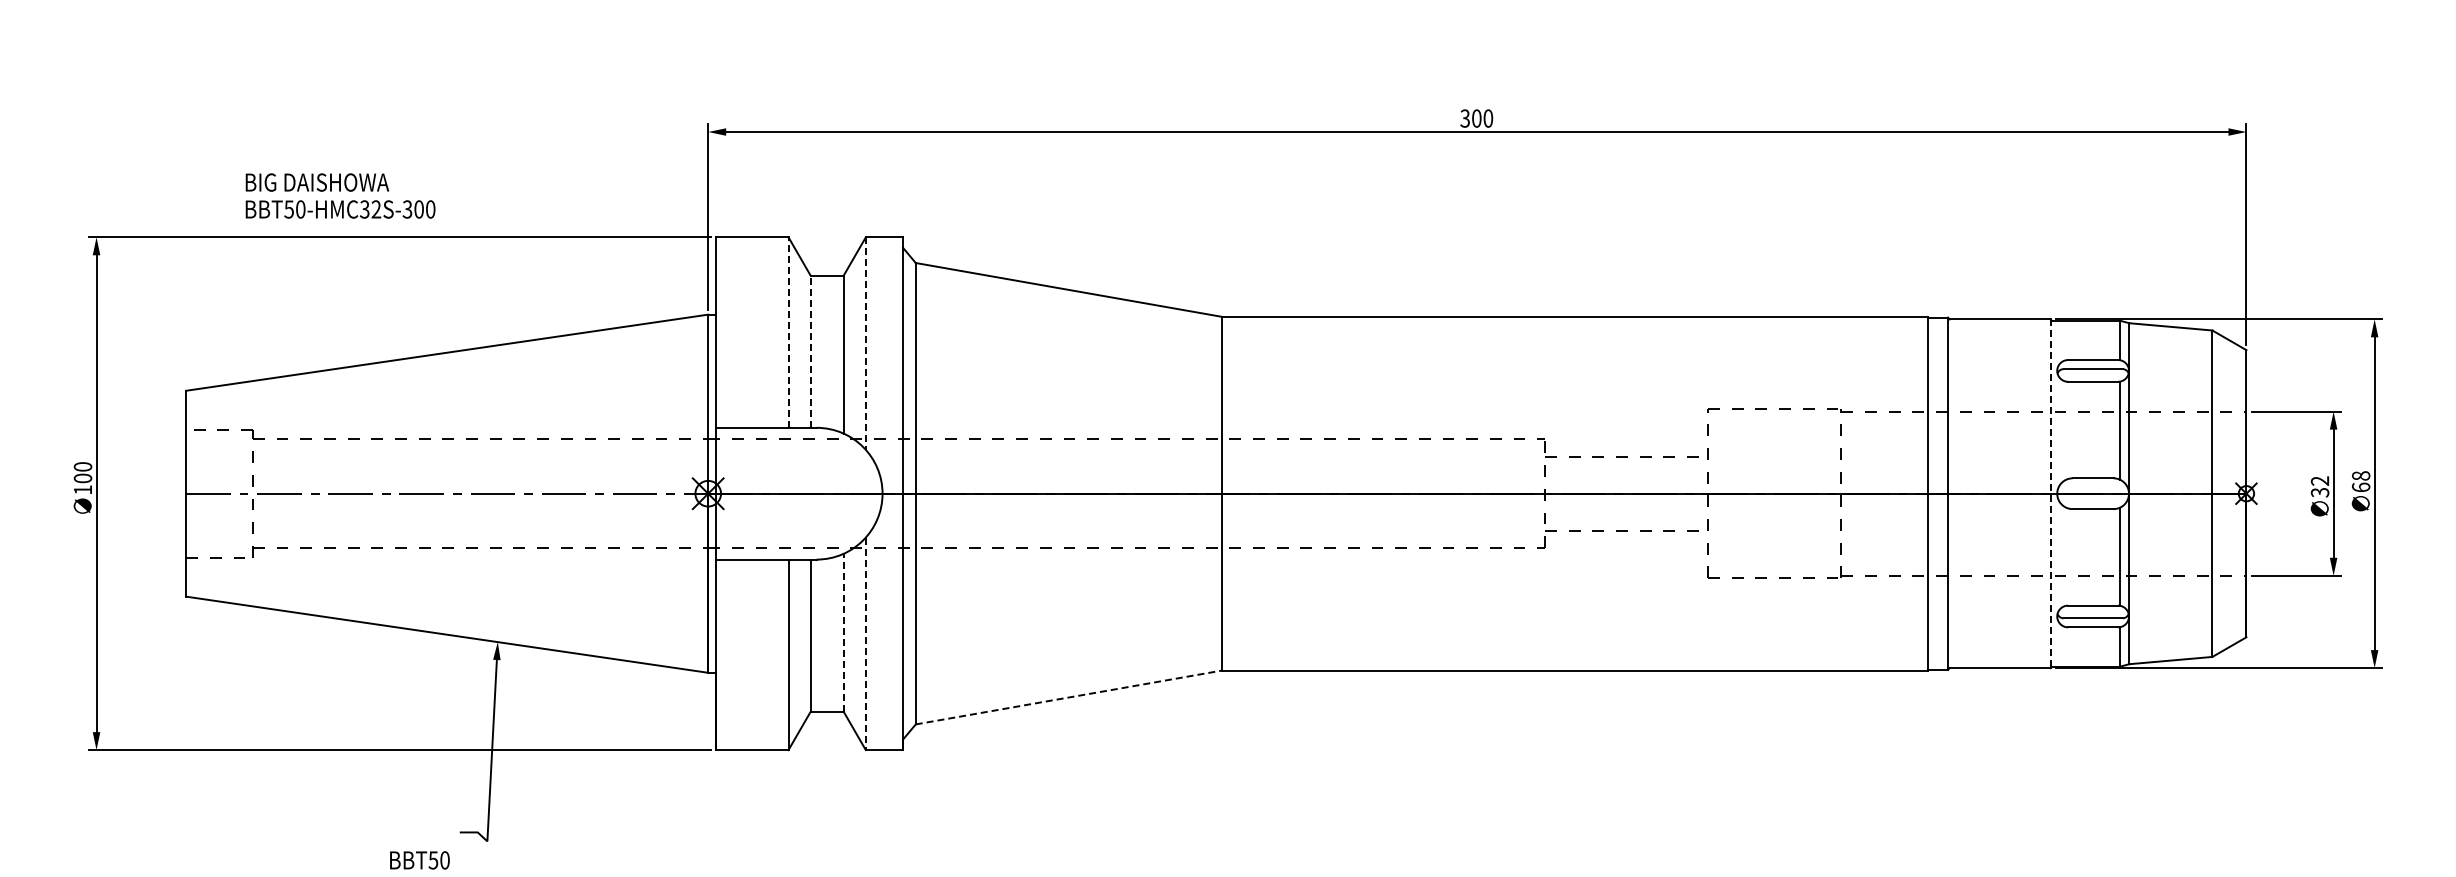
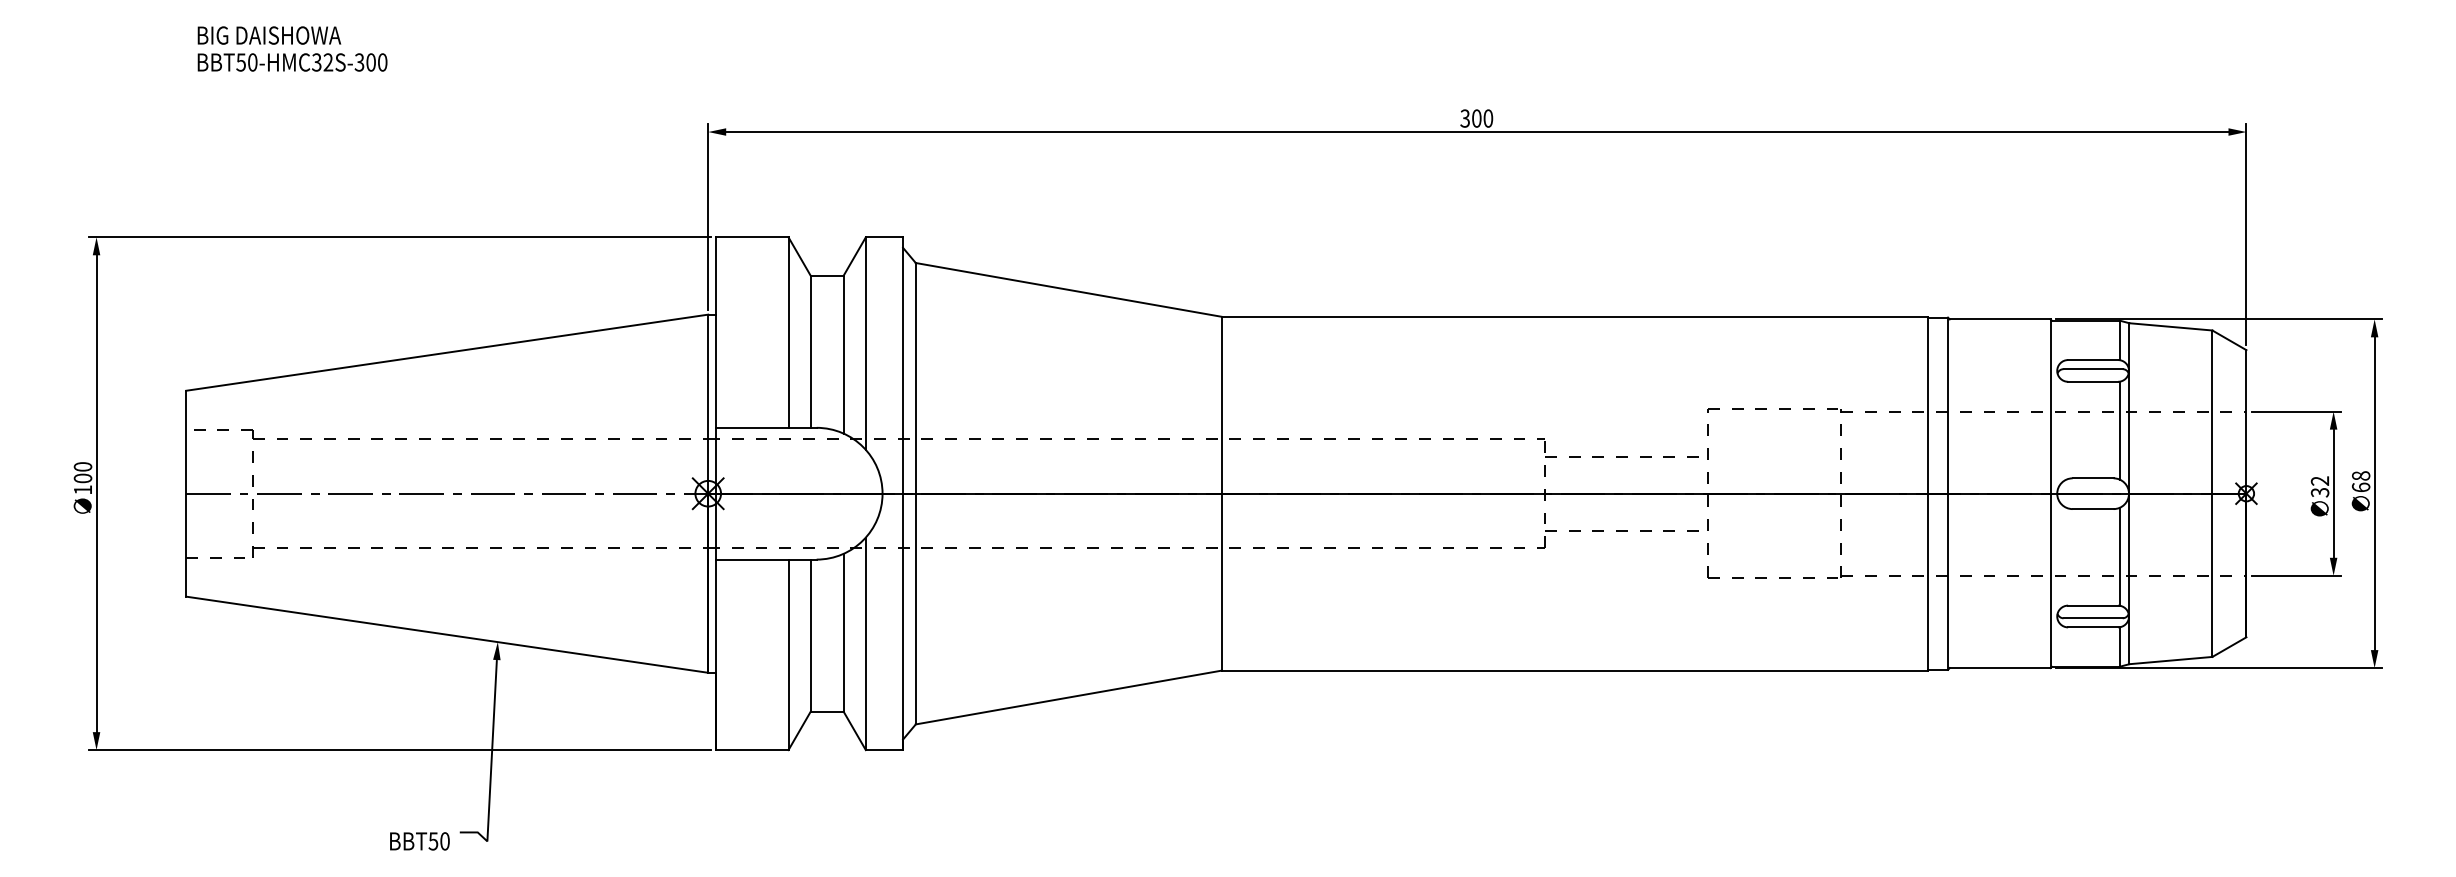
text position: (340, 195) -> (292, 48) (292, 48)
line: dashed -> solid (788, 332)
line: dashed -> solid (865, 344)
line: dashed -> solid (810, 351)
line: dashed -> solid (2050, 494)
line: dashed -> solid (843, 632)
line: dashed -> solid (865, 644)
line: dashed -> solid (1069, 697)
text position: (419, 860) -> (419, 841) (419, 841)
